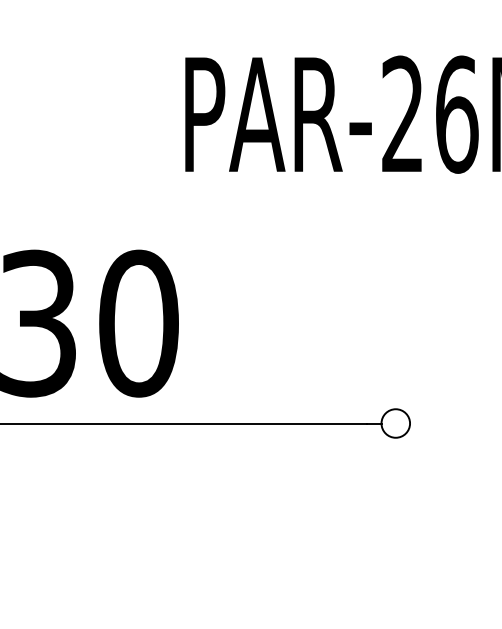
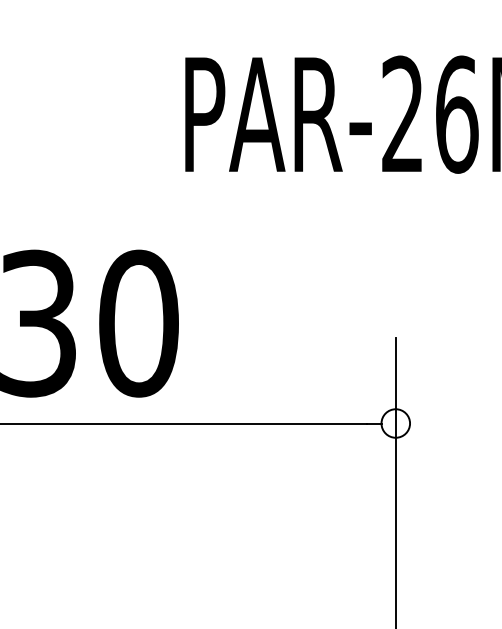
line: none -> present (395, 481)
